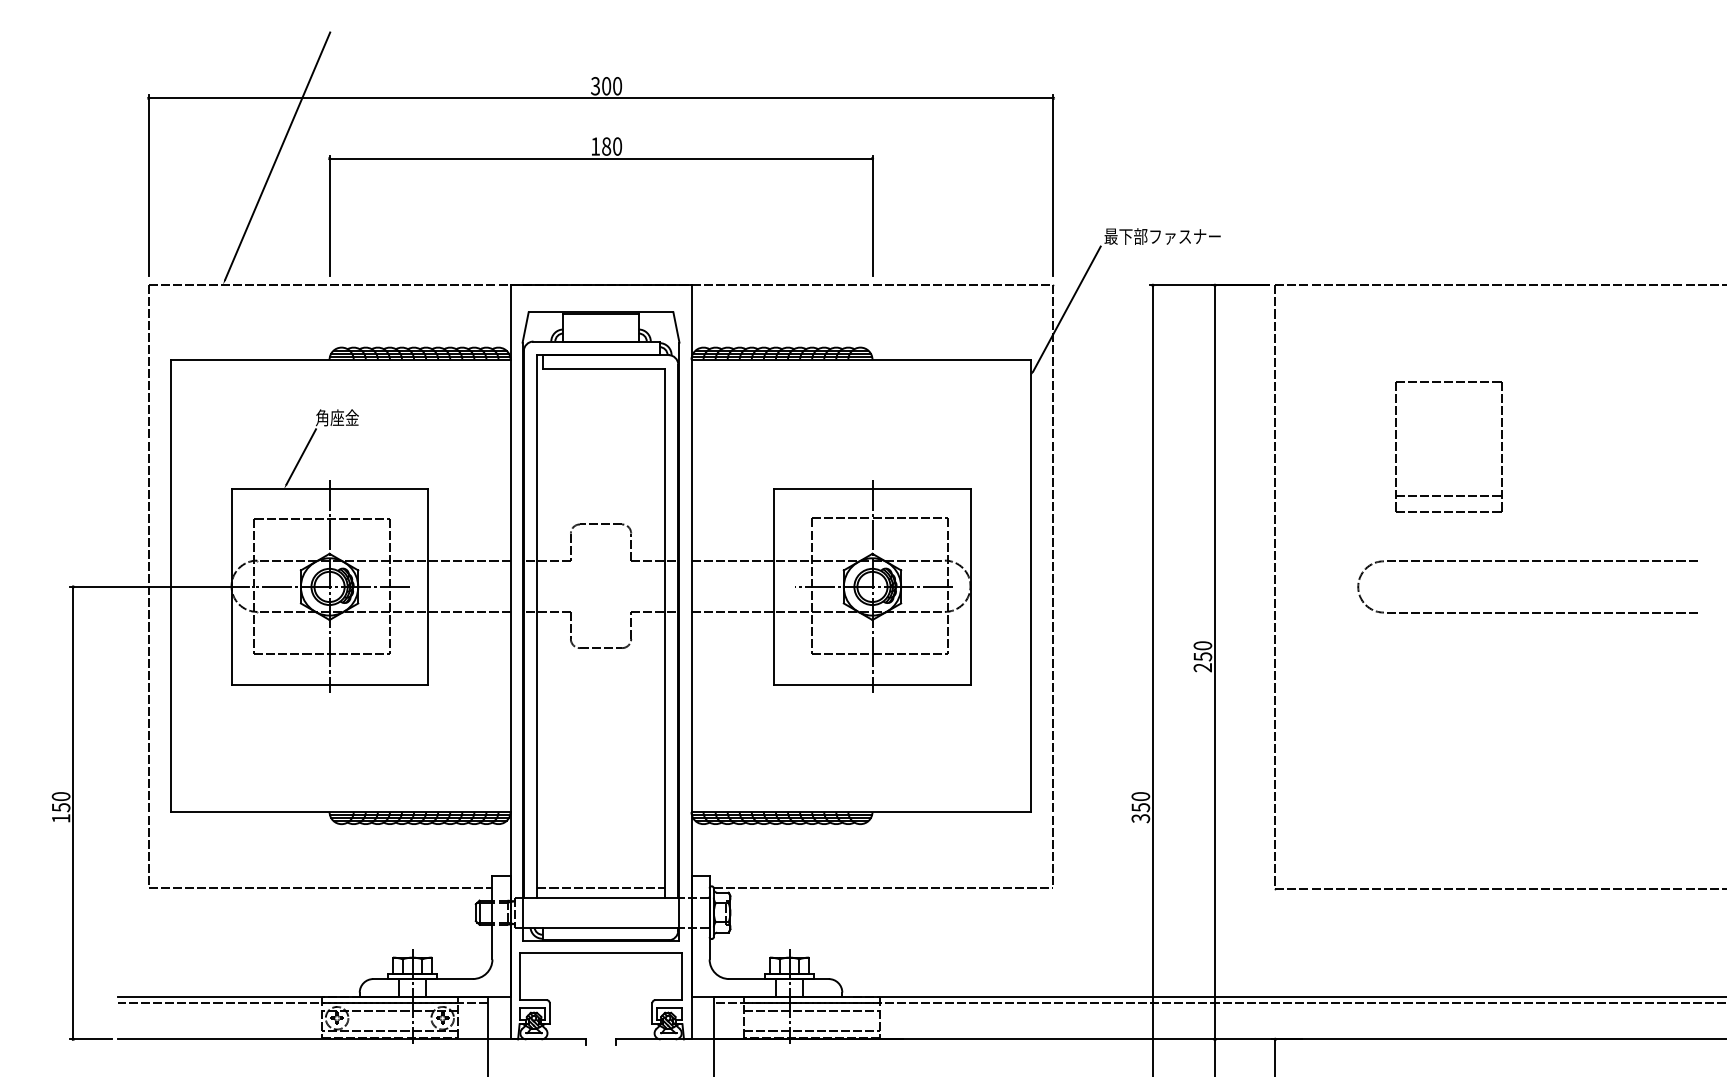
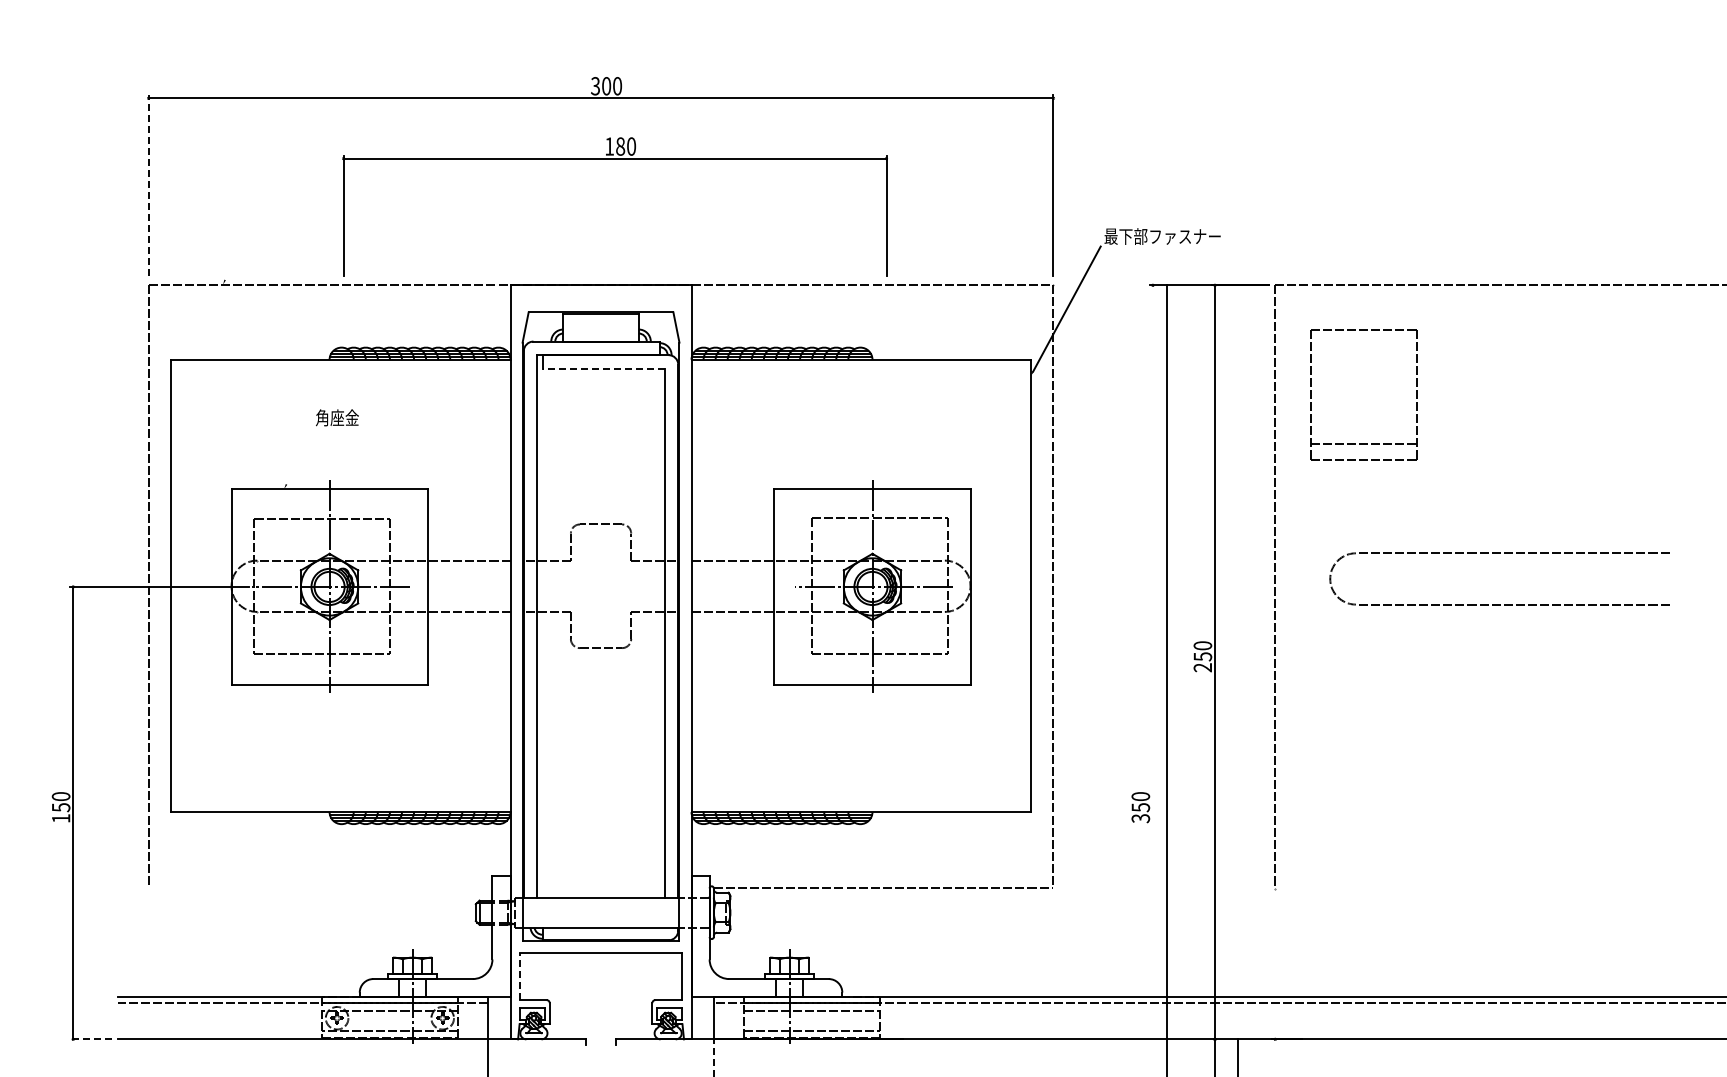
line: present -> none (277, 155)
part position: (600, 159) -> (614, 159) (614, 159)
line: solid -> dashed (148, 185)
line: solid -> dashed (603, 368)
line: present -> none (301, 456)
part position: (1448, 495) -> (1363, 443) (1363, 443)
part position: (1527, 561) -> (1499, 553) (1499, 553)
line position: (1152, 679) -> (1166, 679) (1166, 679)
line: present -> none (320, 887)
line: present -> none (600, 887)
line: present -> none (1499, 888)
line: solid -> dashed (519, 976)
line: solid -> dashed (90, 1039)
line position: (1275, 1056) -> (1238, 1056) (1238, 1056)
line: solid -> dashed (714, 1057)
